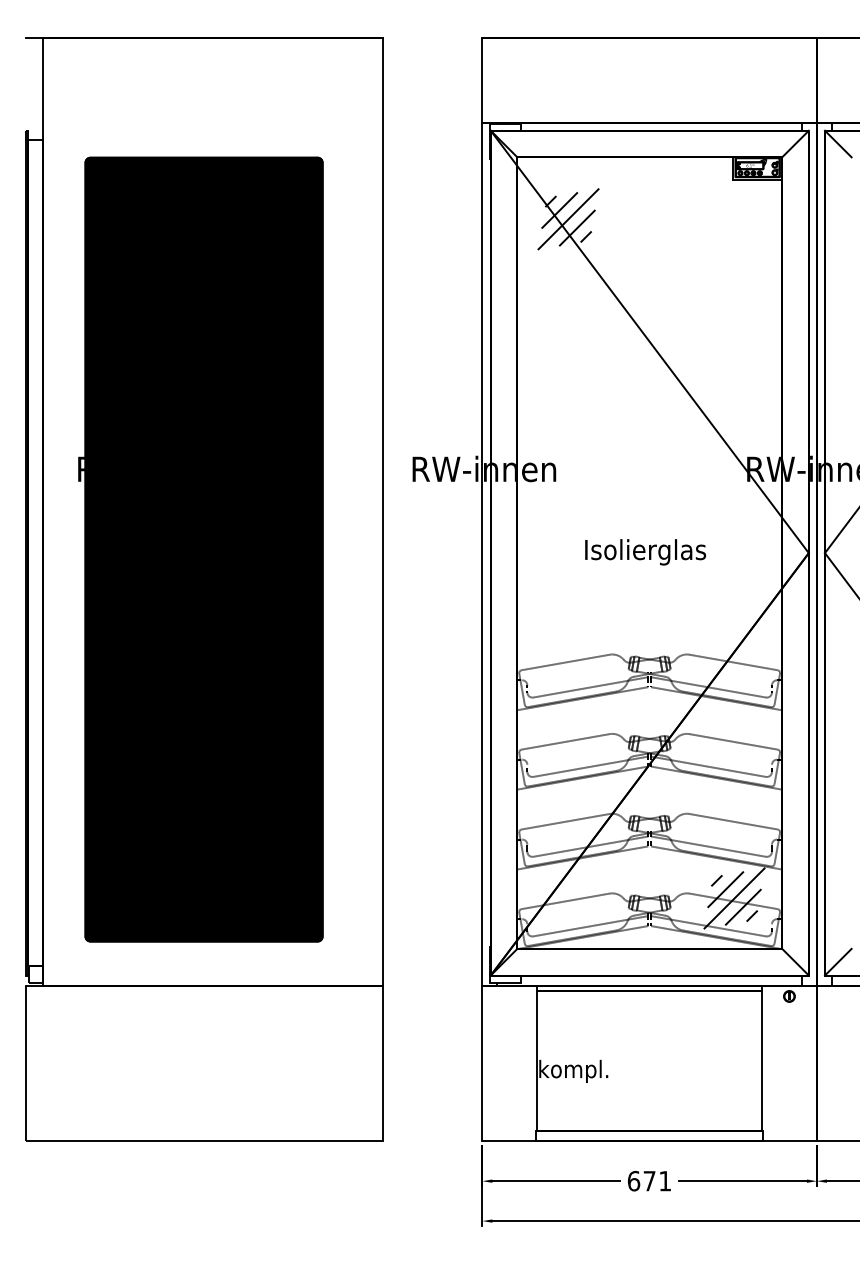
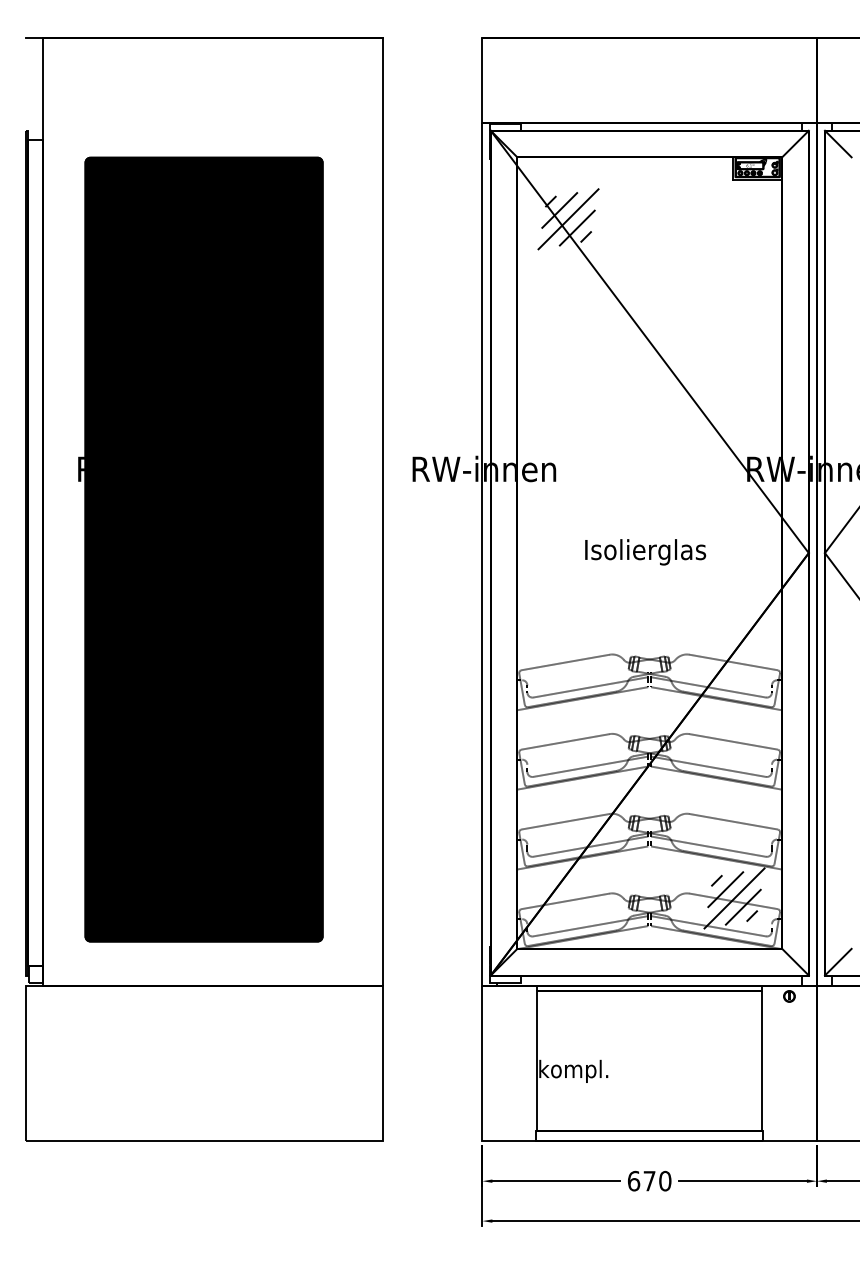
text: 671 -> 670 (665, 1180)
